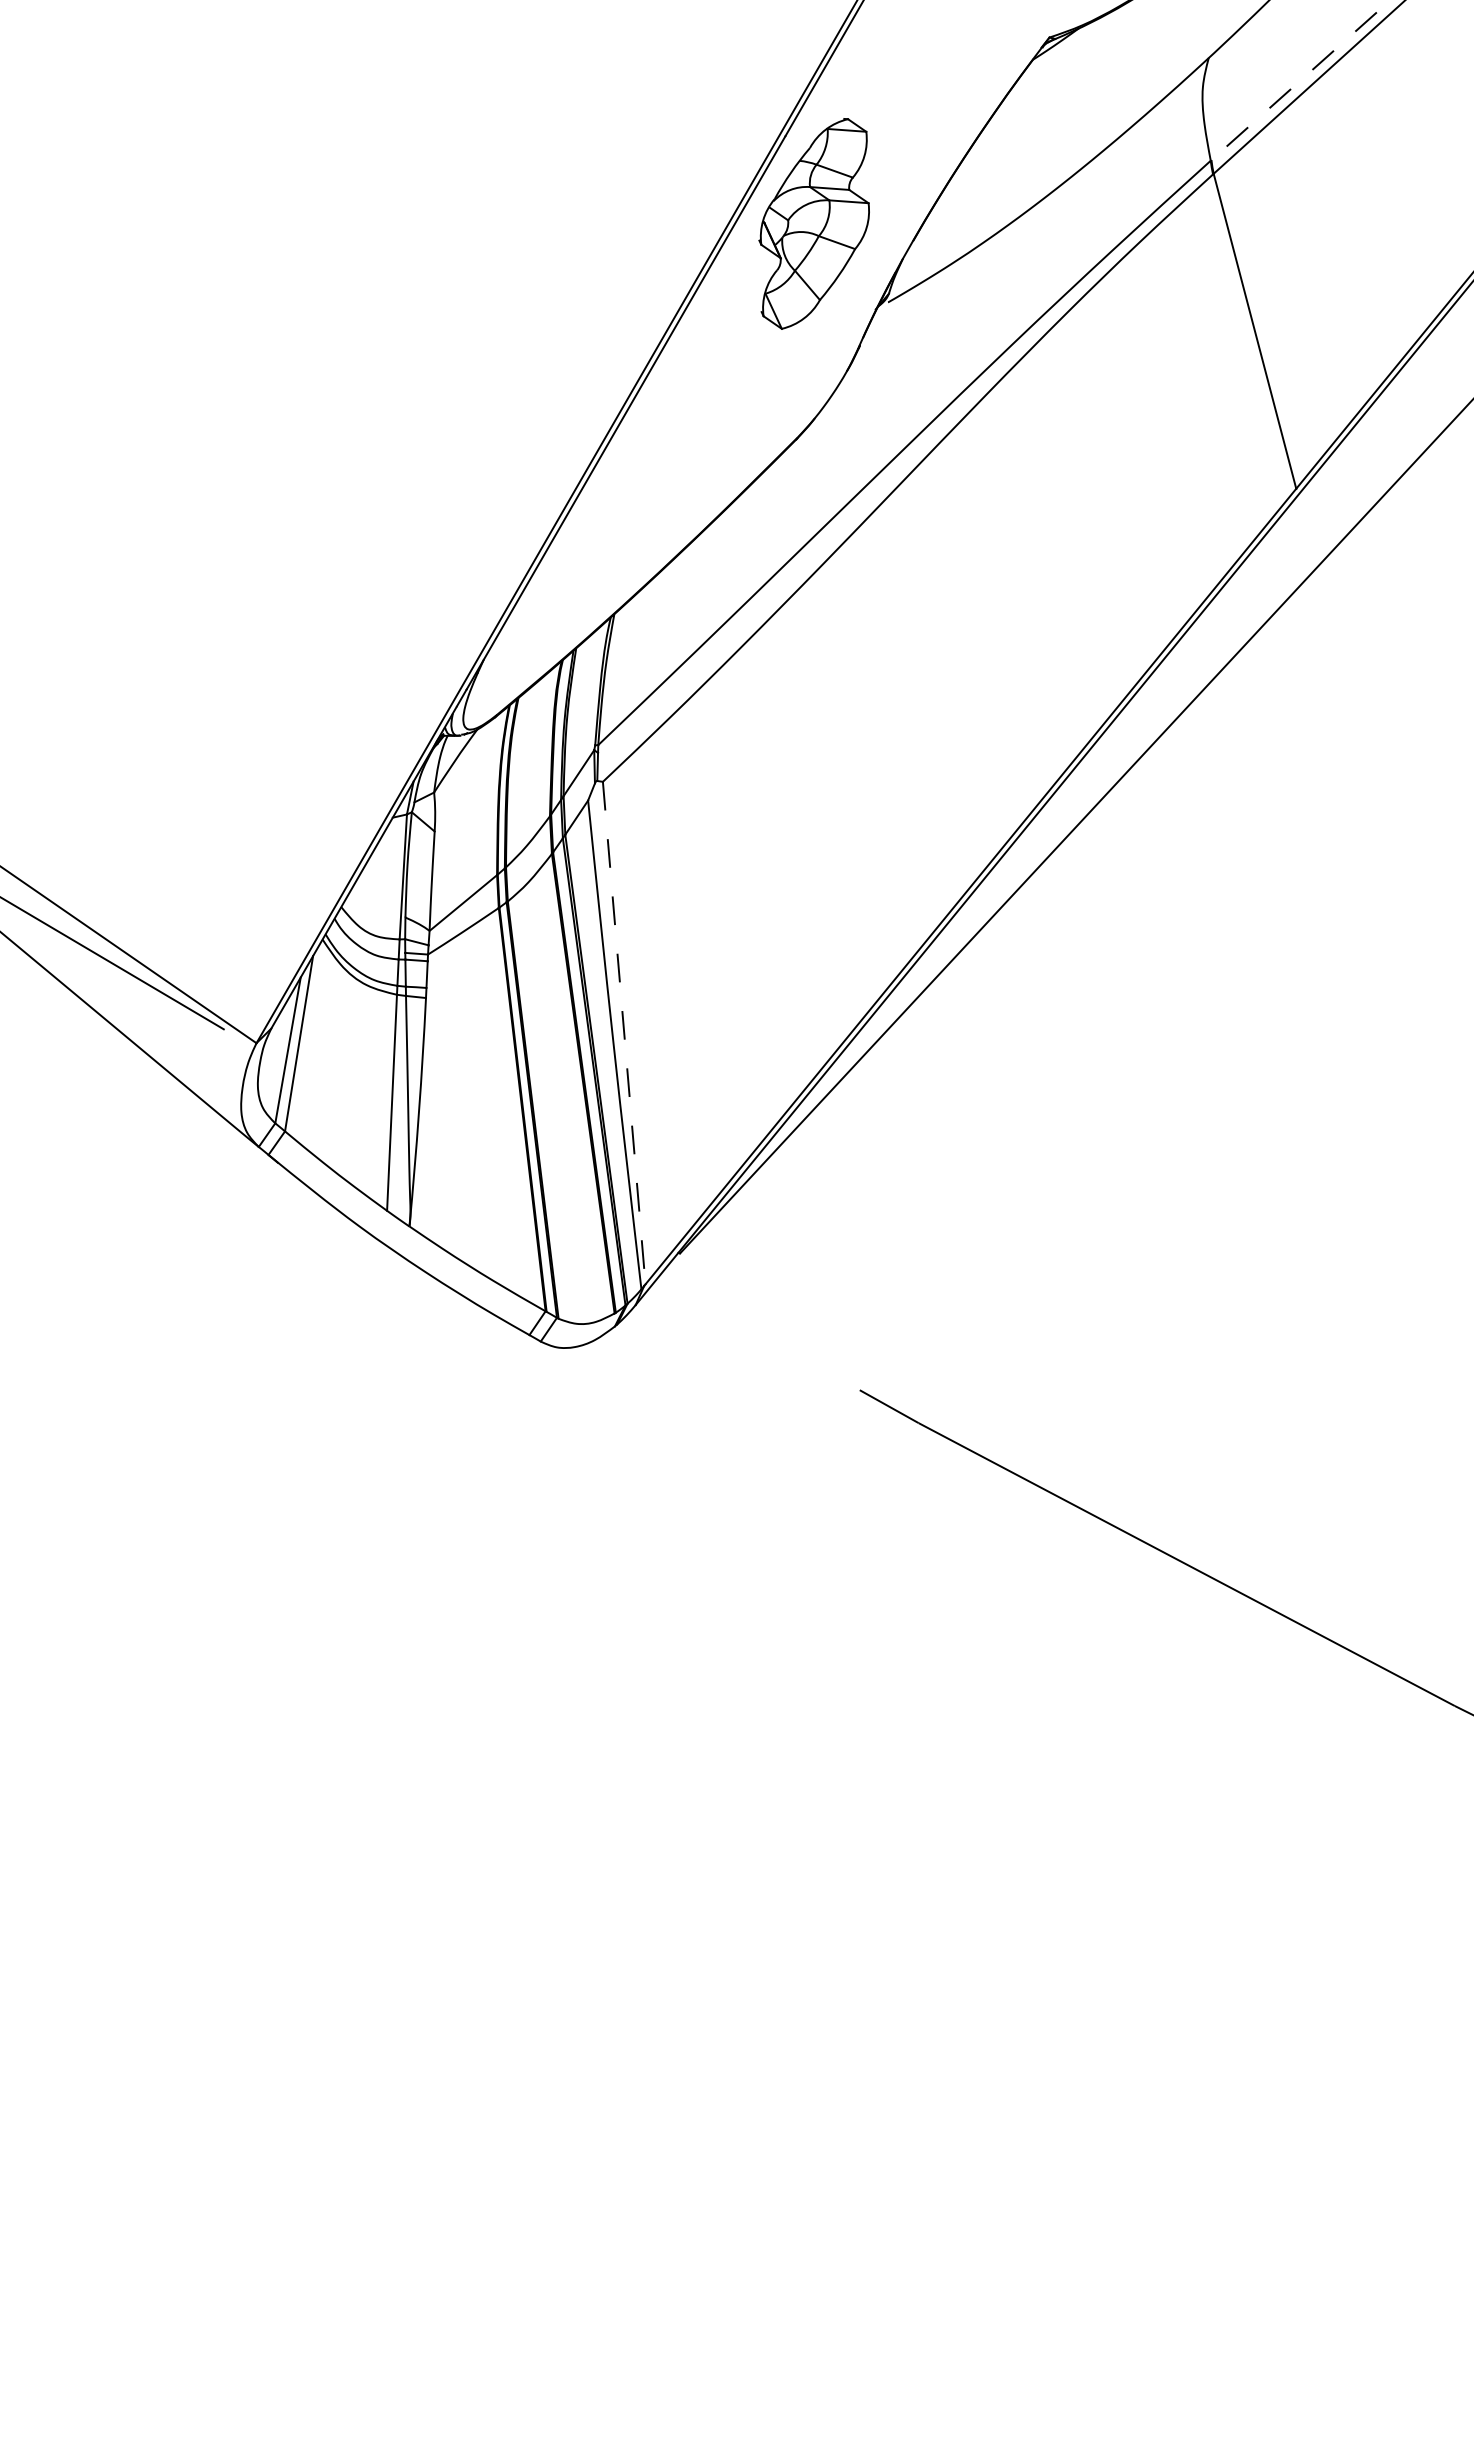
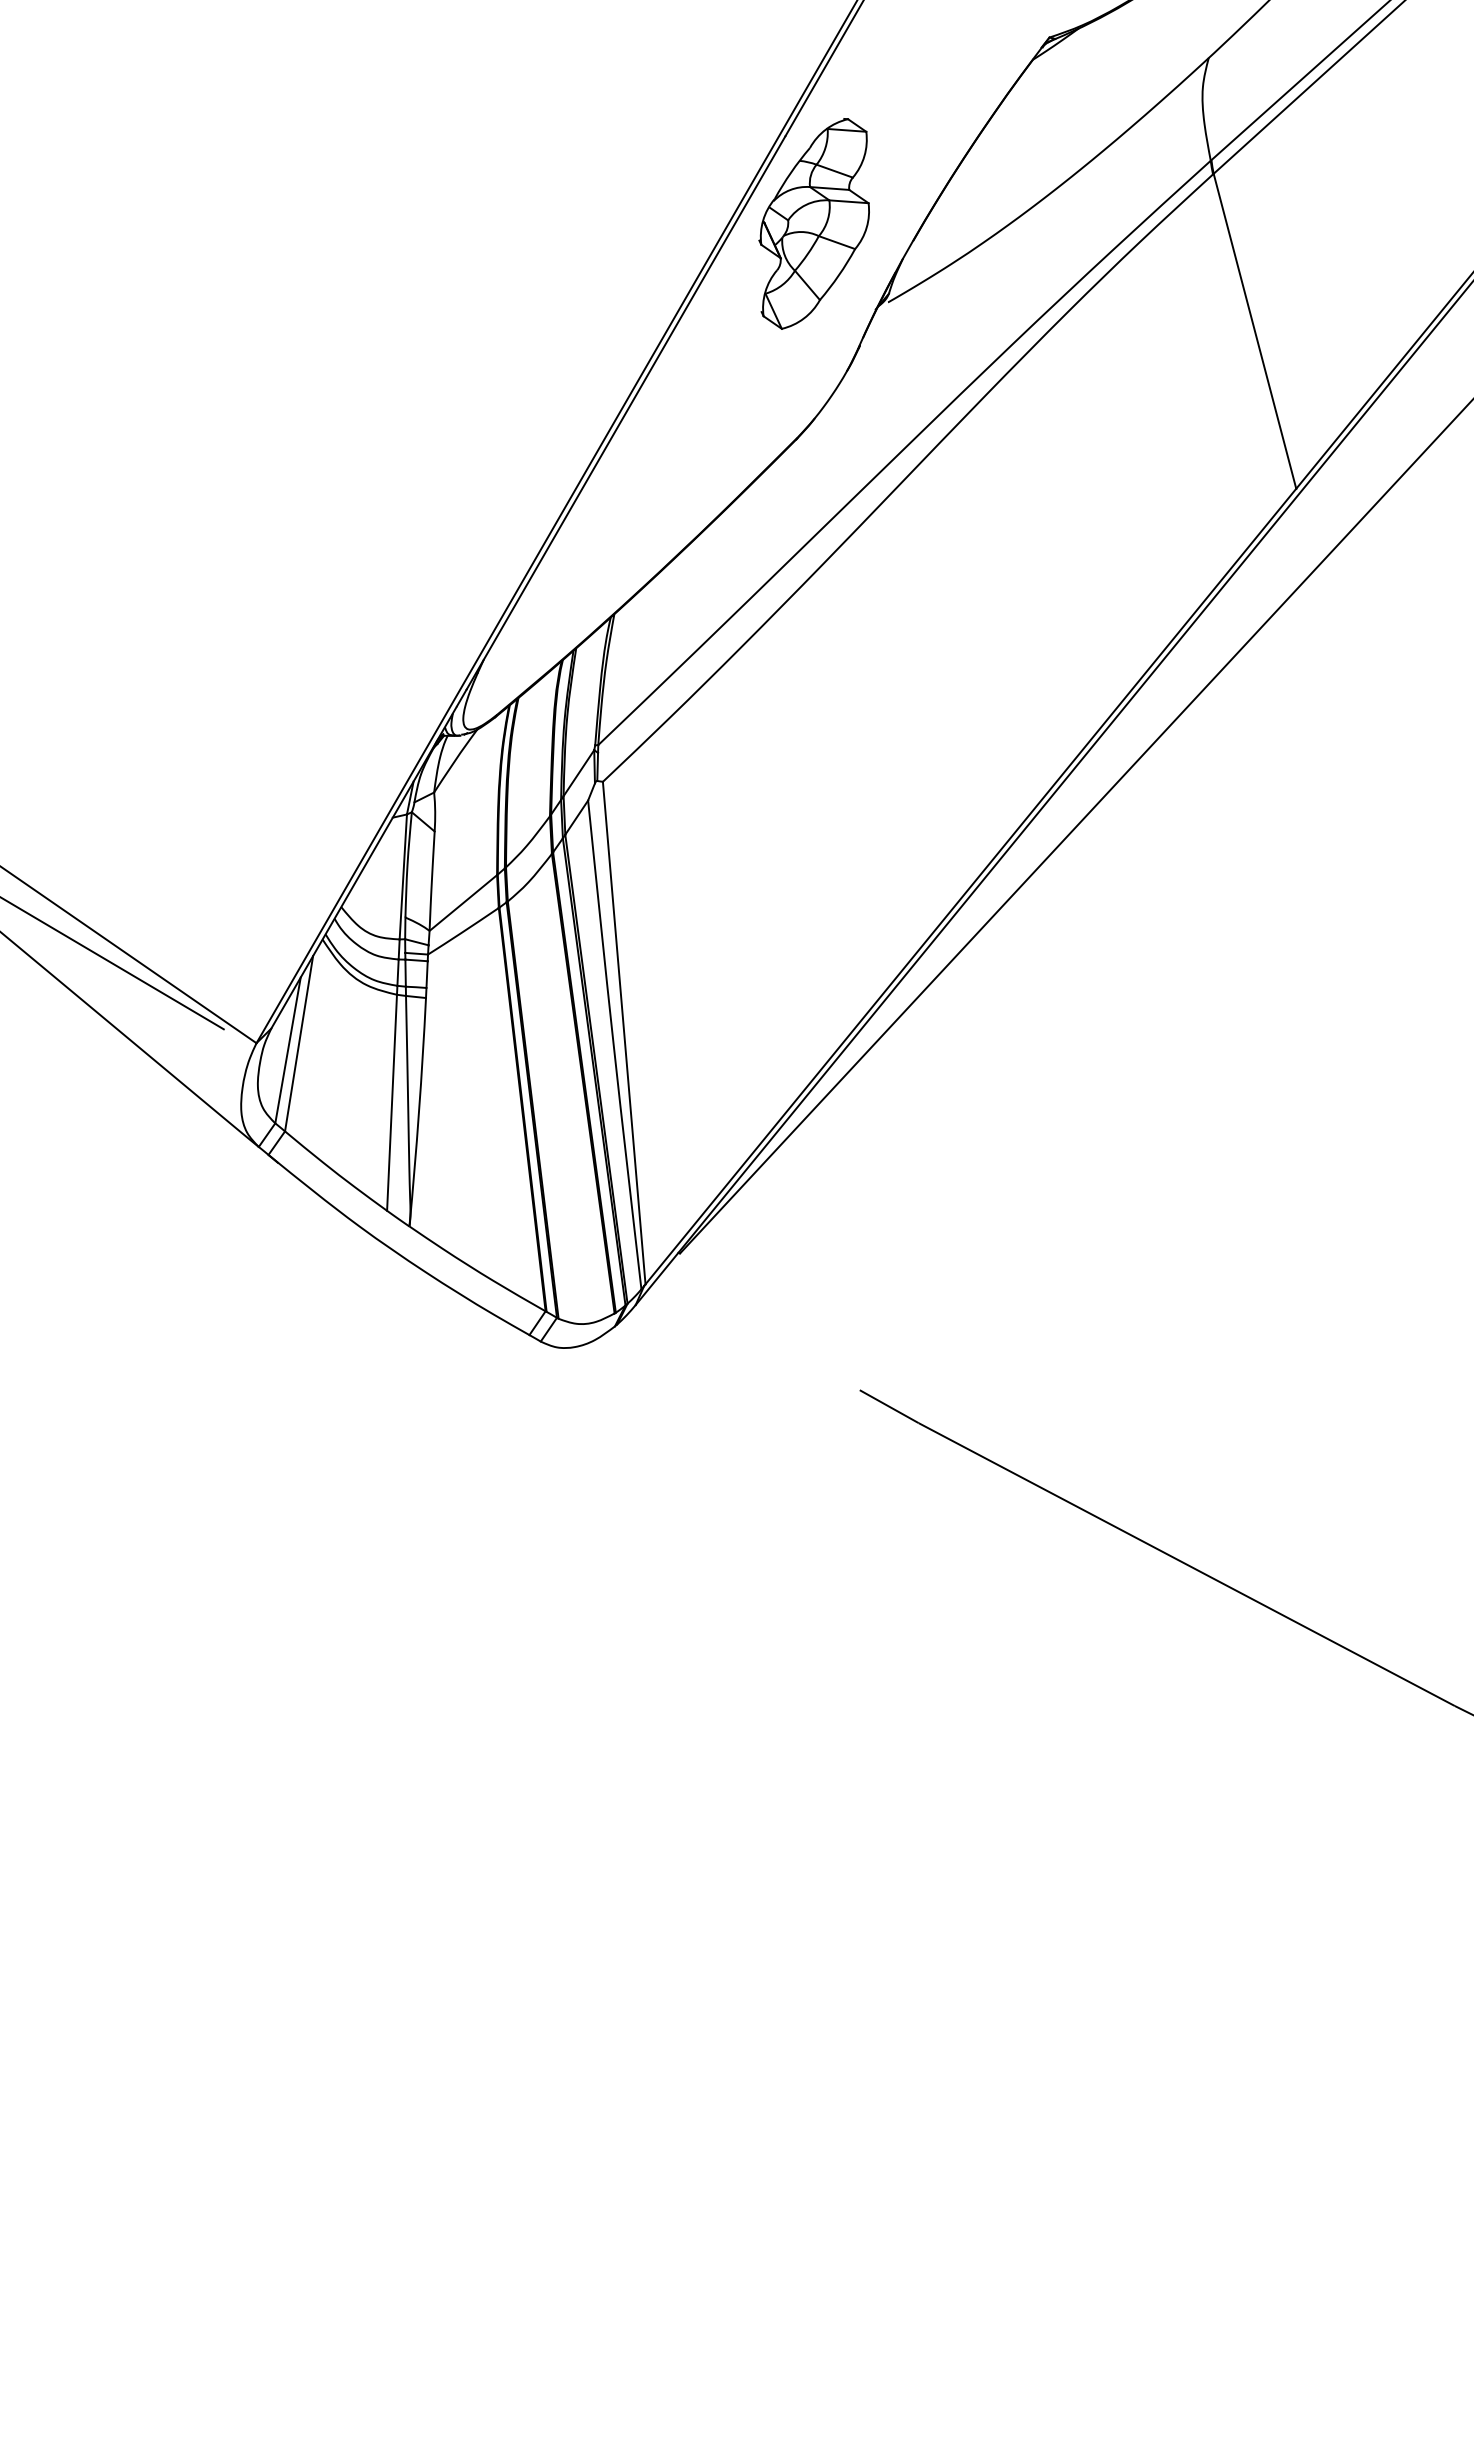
line: dashed -> solid (1300, 80)
line: dashed -> solid (624, 1033)
